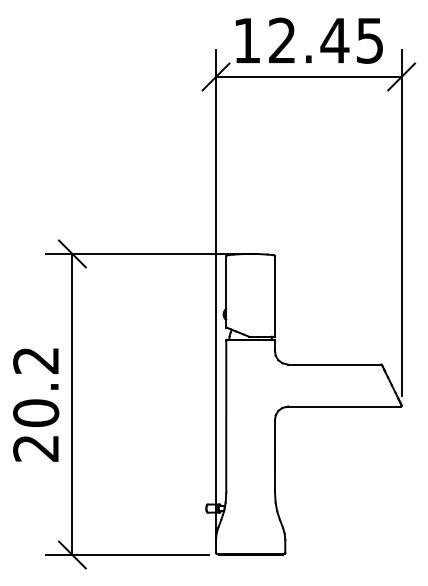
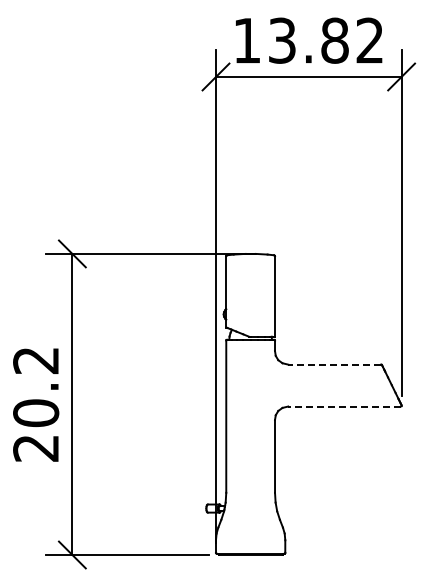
text: 12.45 -> 13.82 (325, 40)
line: solid -> dashed (334, 364)
line: solid -> dashed (344, 406)
